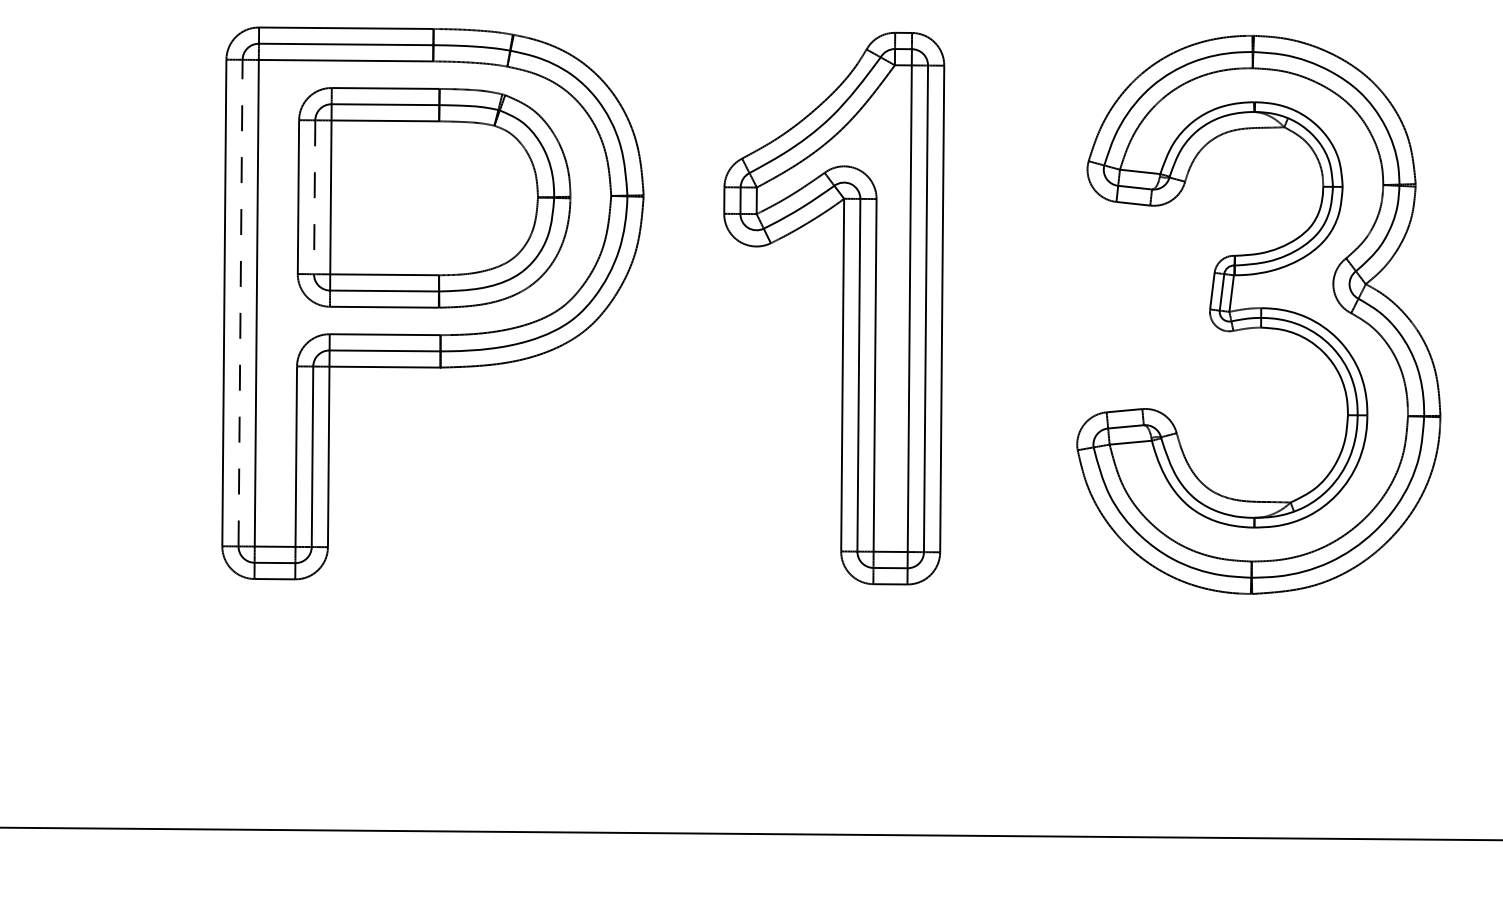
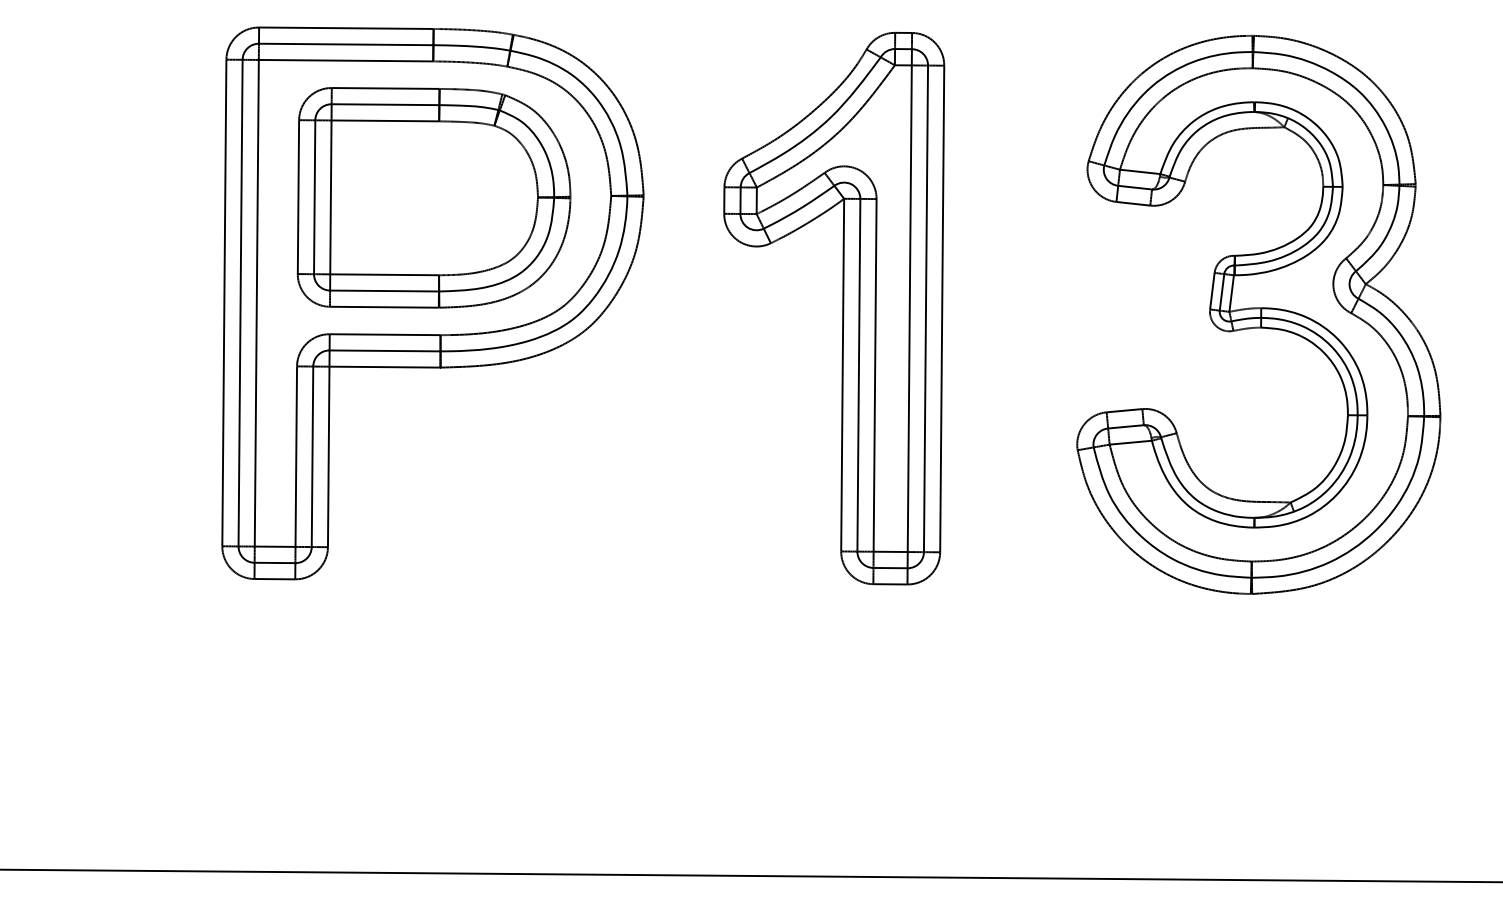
line: dashed -> solid (314, 197)
line: dashed -> solid (240, 302)
line position: (750, 833) -> (750, 875) (750, 875)
